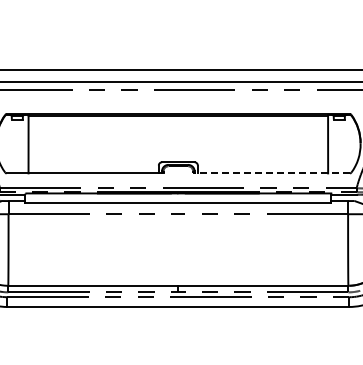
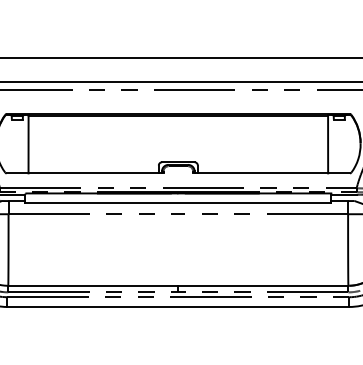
line position: (180, 70) -> (180, 58) (180, 58)
line: dashed -> solid (271, 173)
